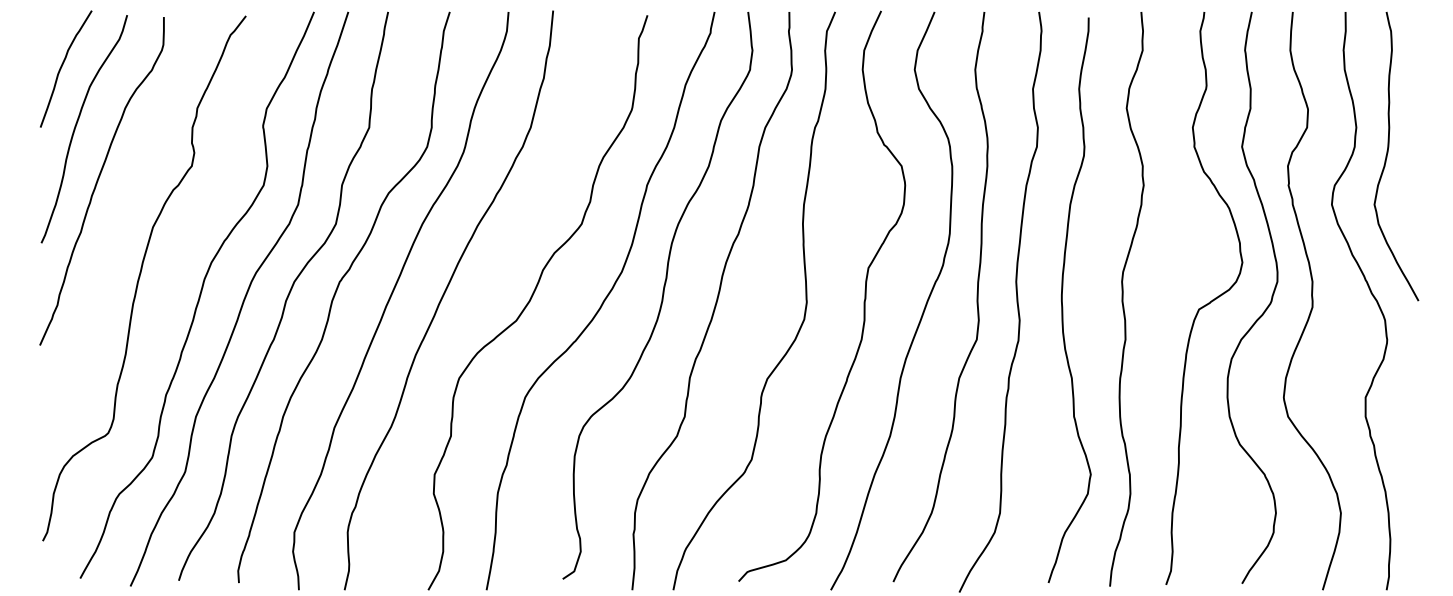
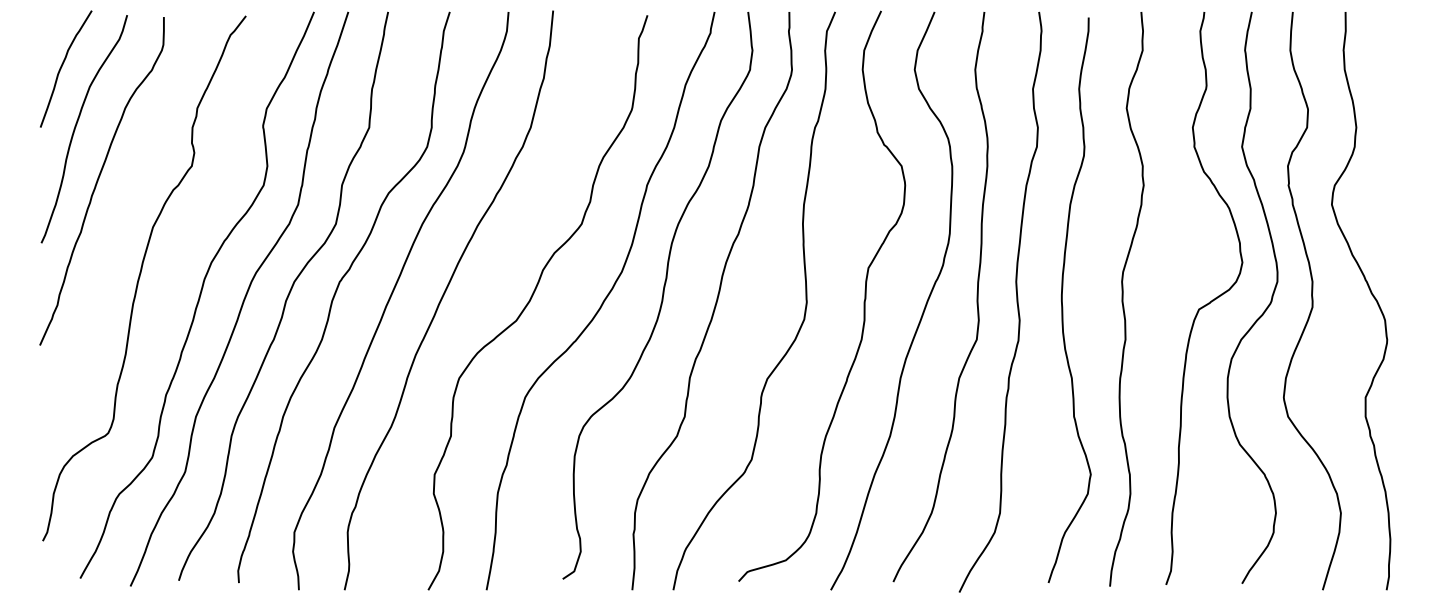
curve: present -> none (1388, 153)
